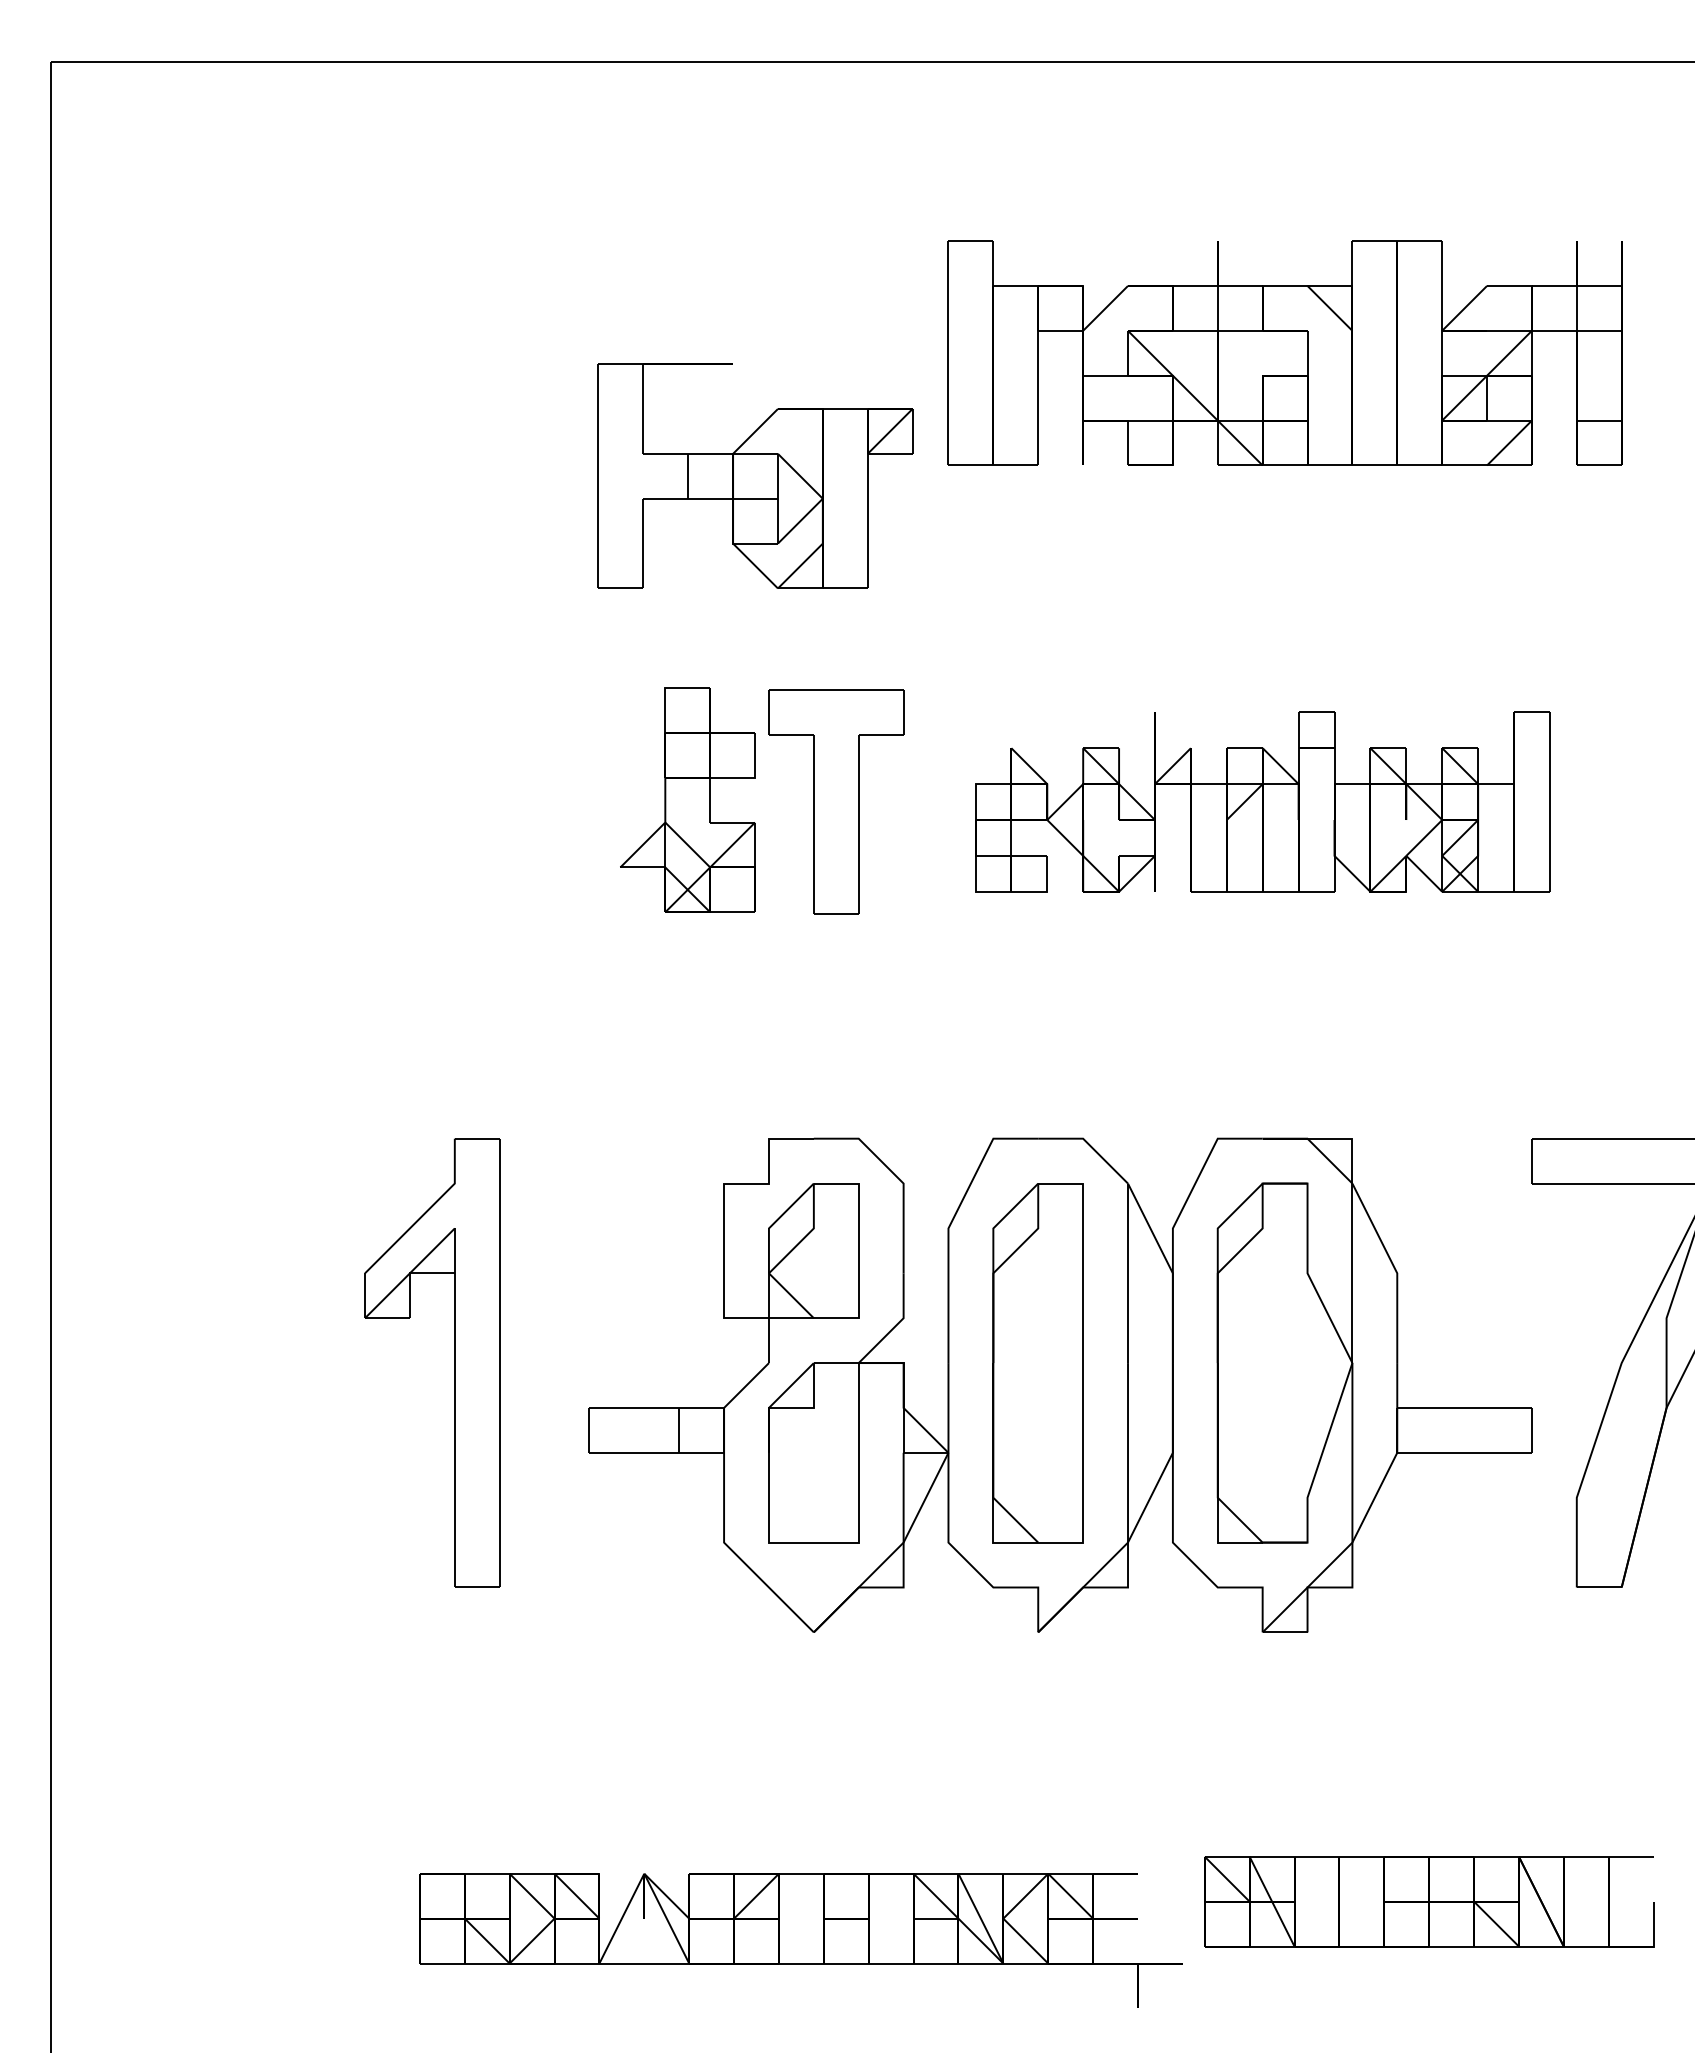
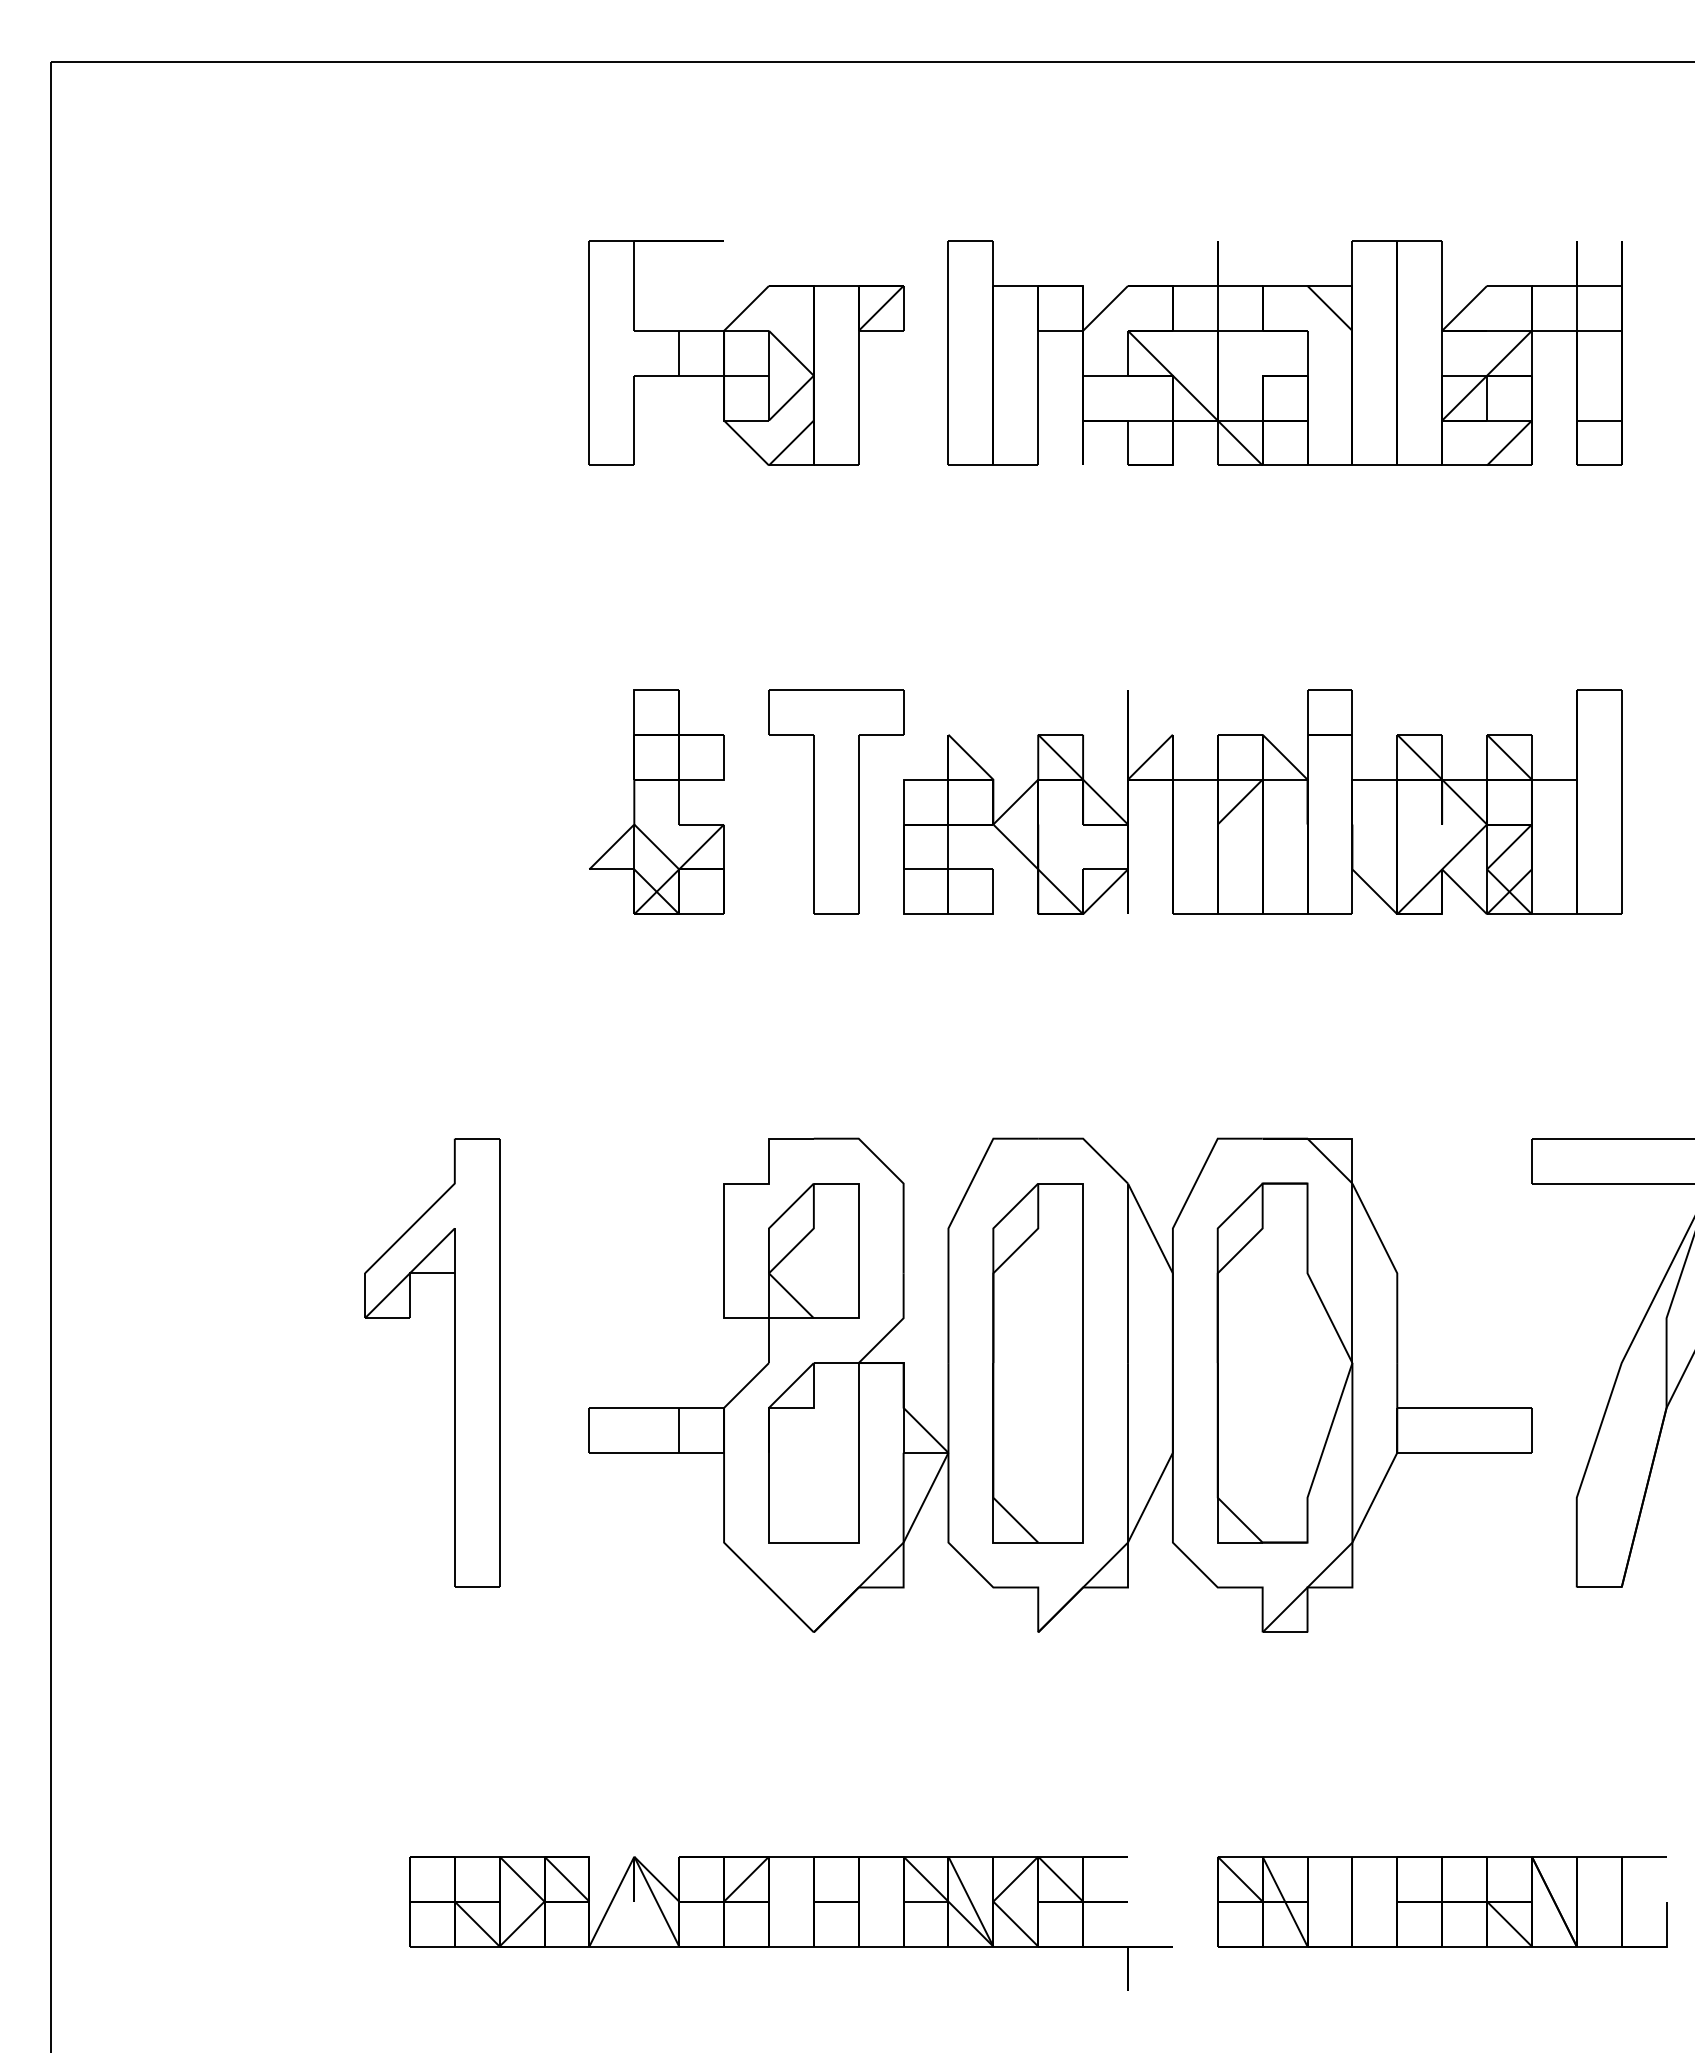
part position: (755, 475) -> (746, 352) (746, 352)
part position: (687, 799) -> (656, 801) (656, 801)
part size: 576x182 px -> 720x226 px (1262, 801)
part position: (1429, 1901) -> (1442, 1901) (1442, 1901)
part position: (800, 1940) -> (790, 1923) (790, 1923)
